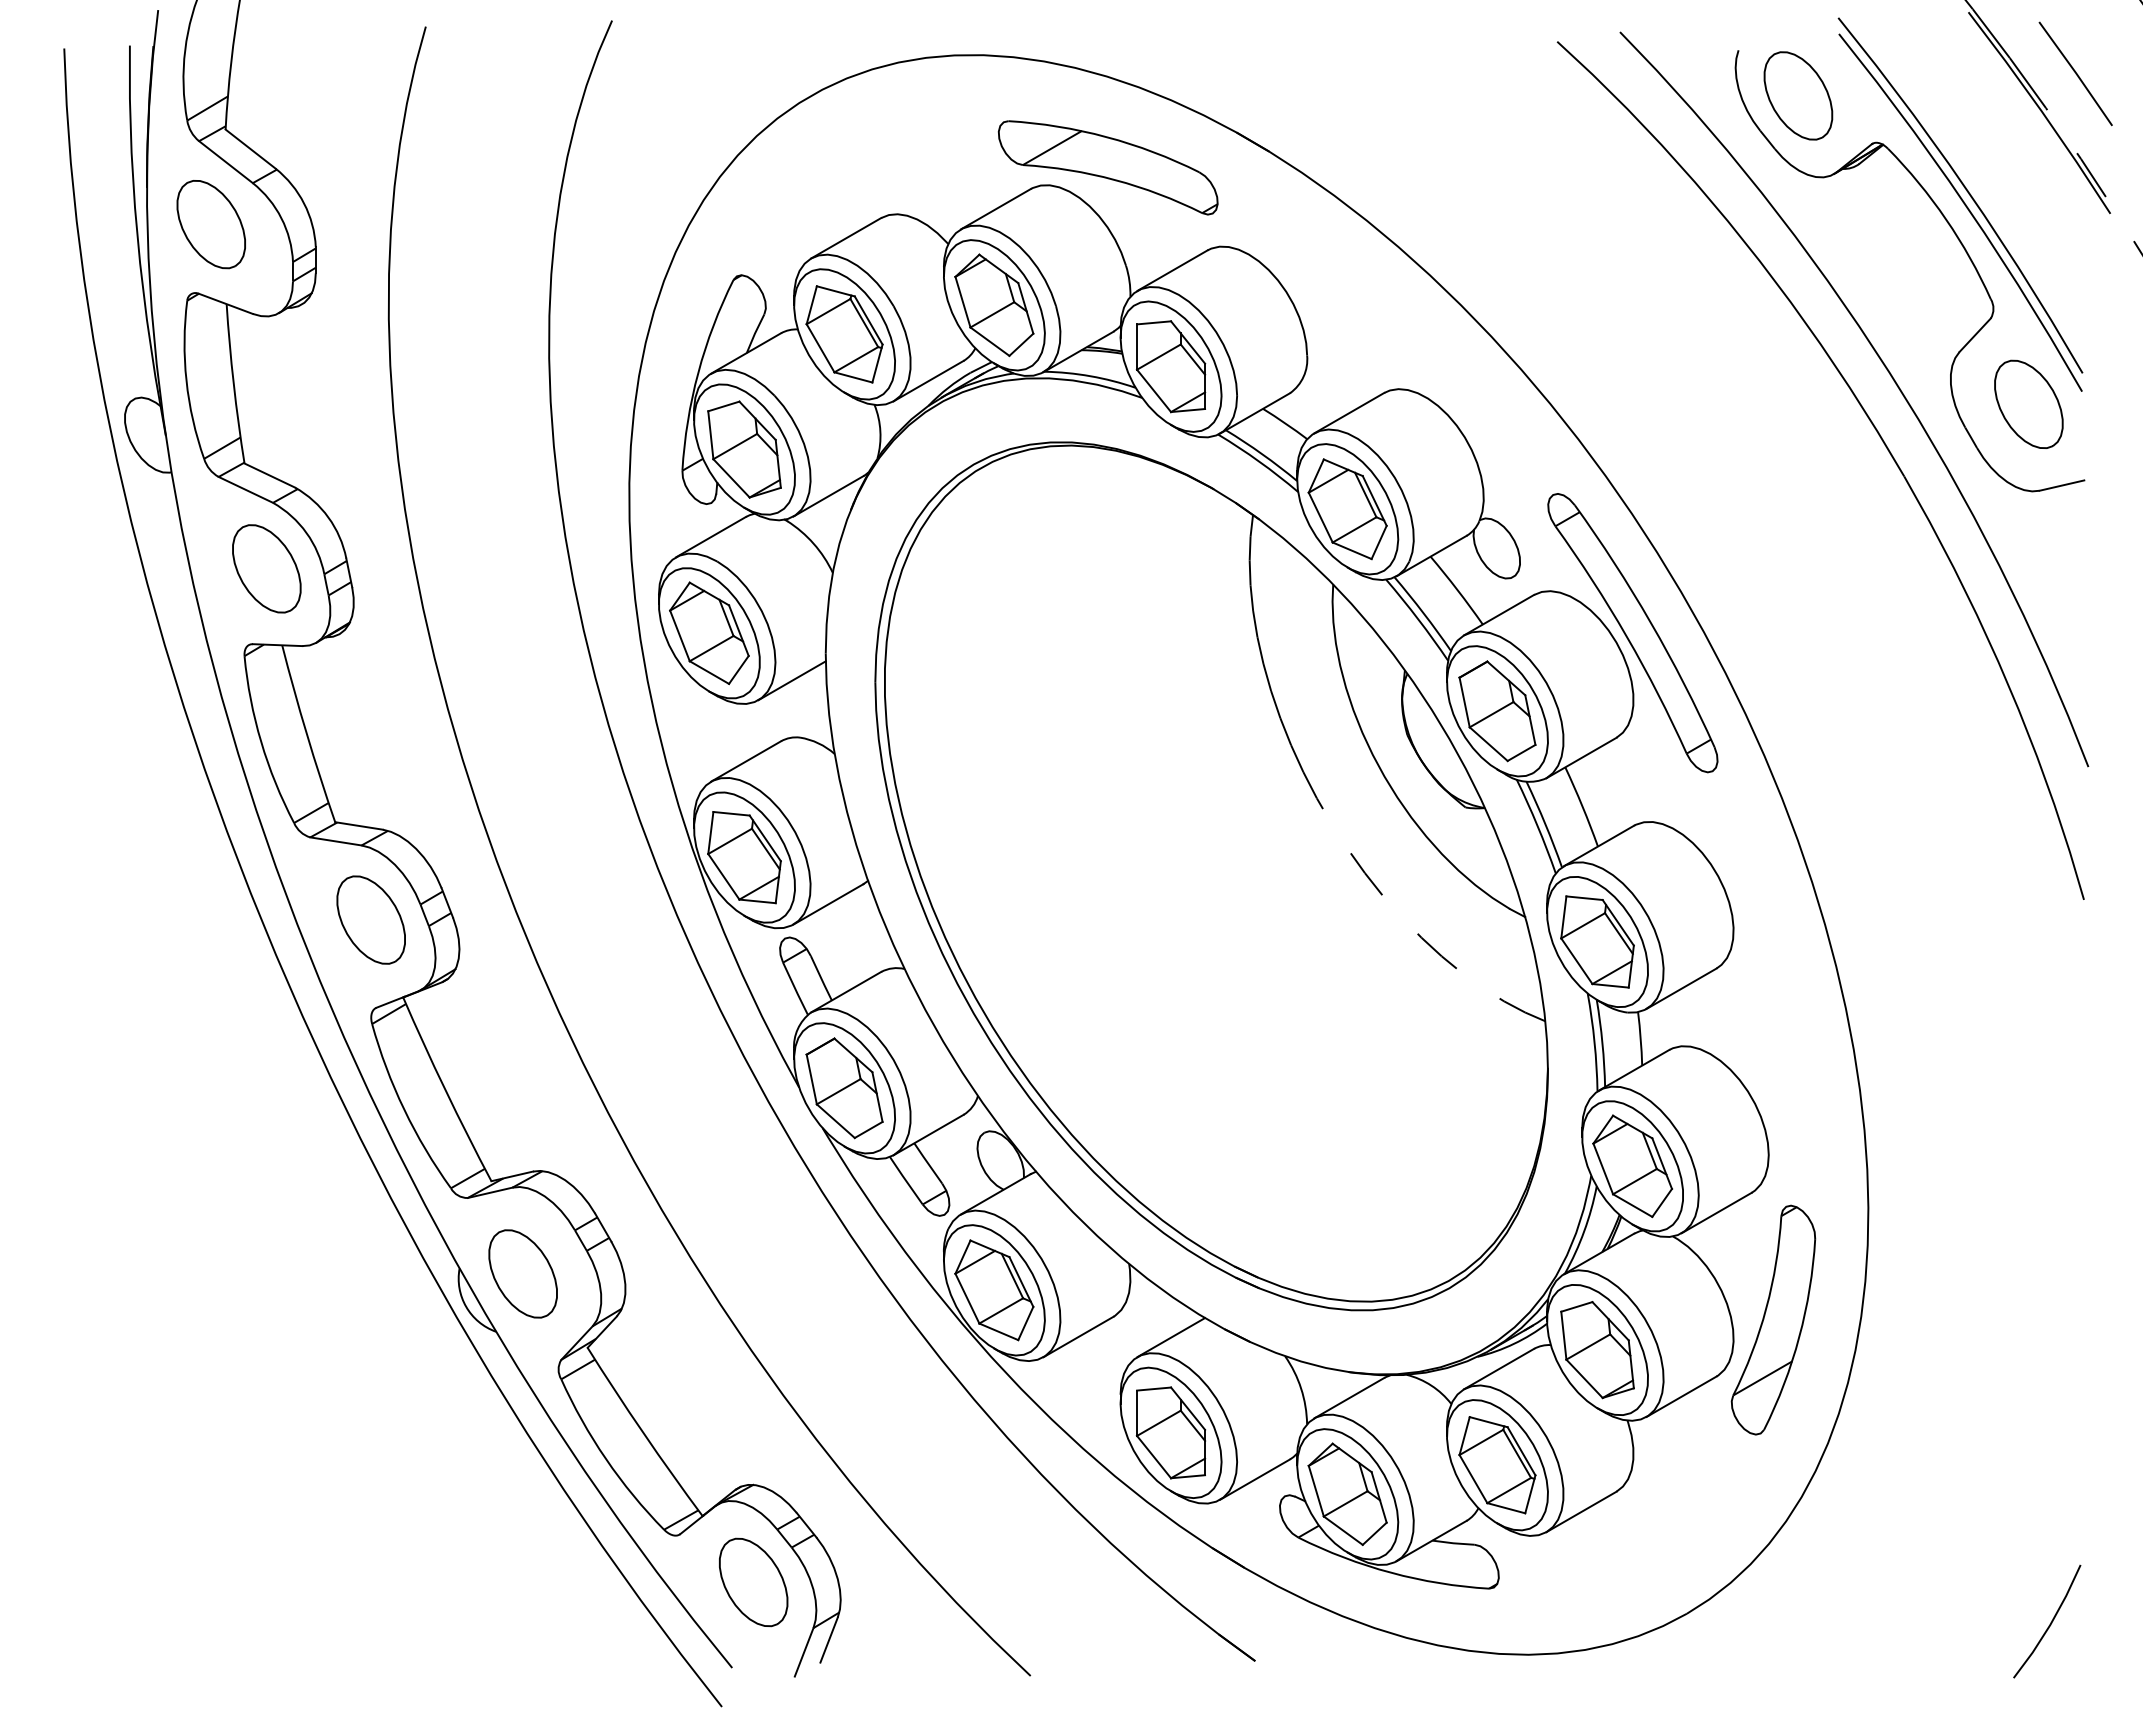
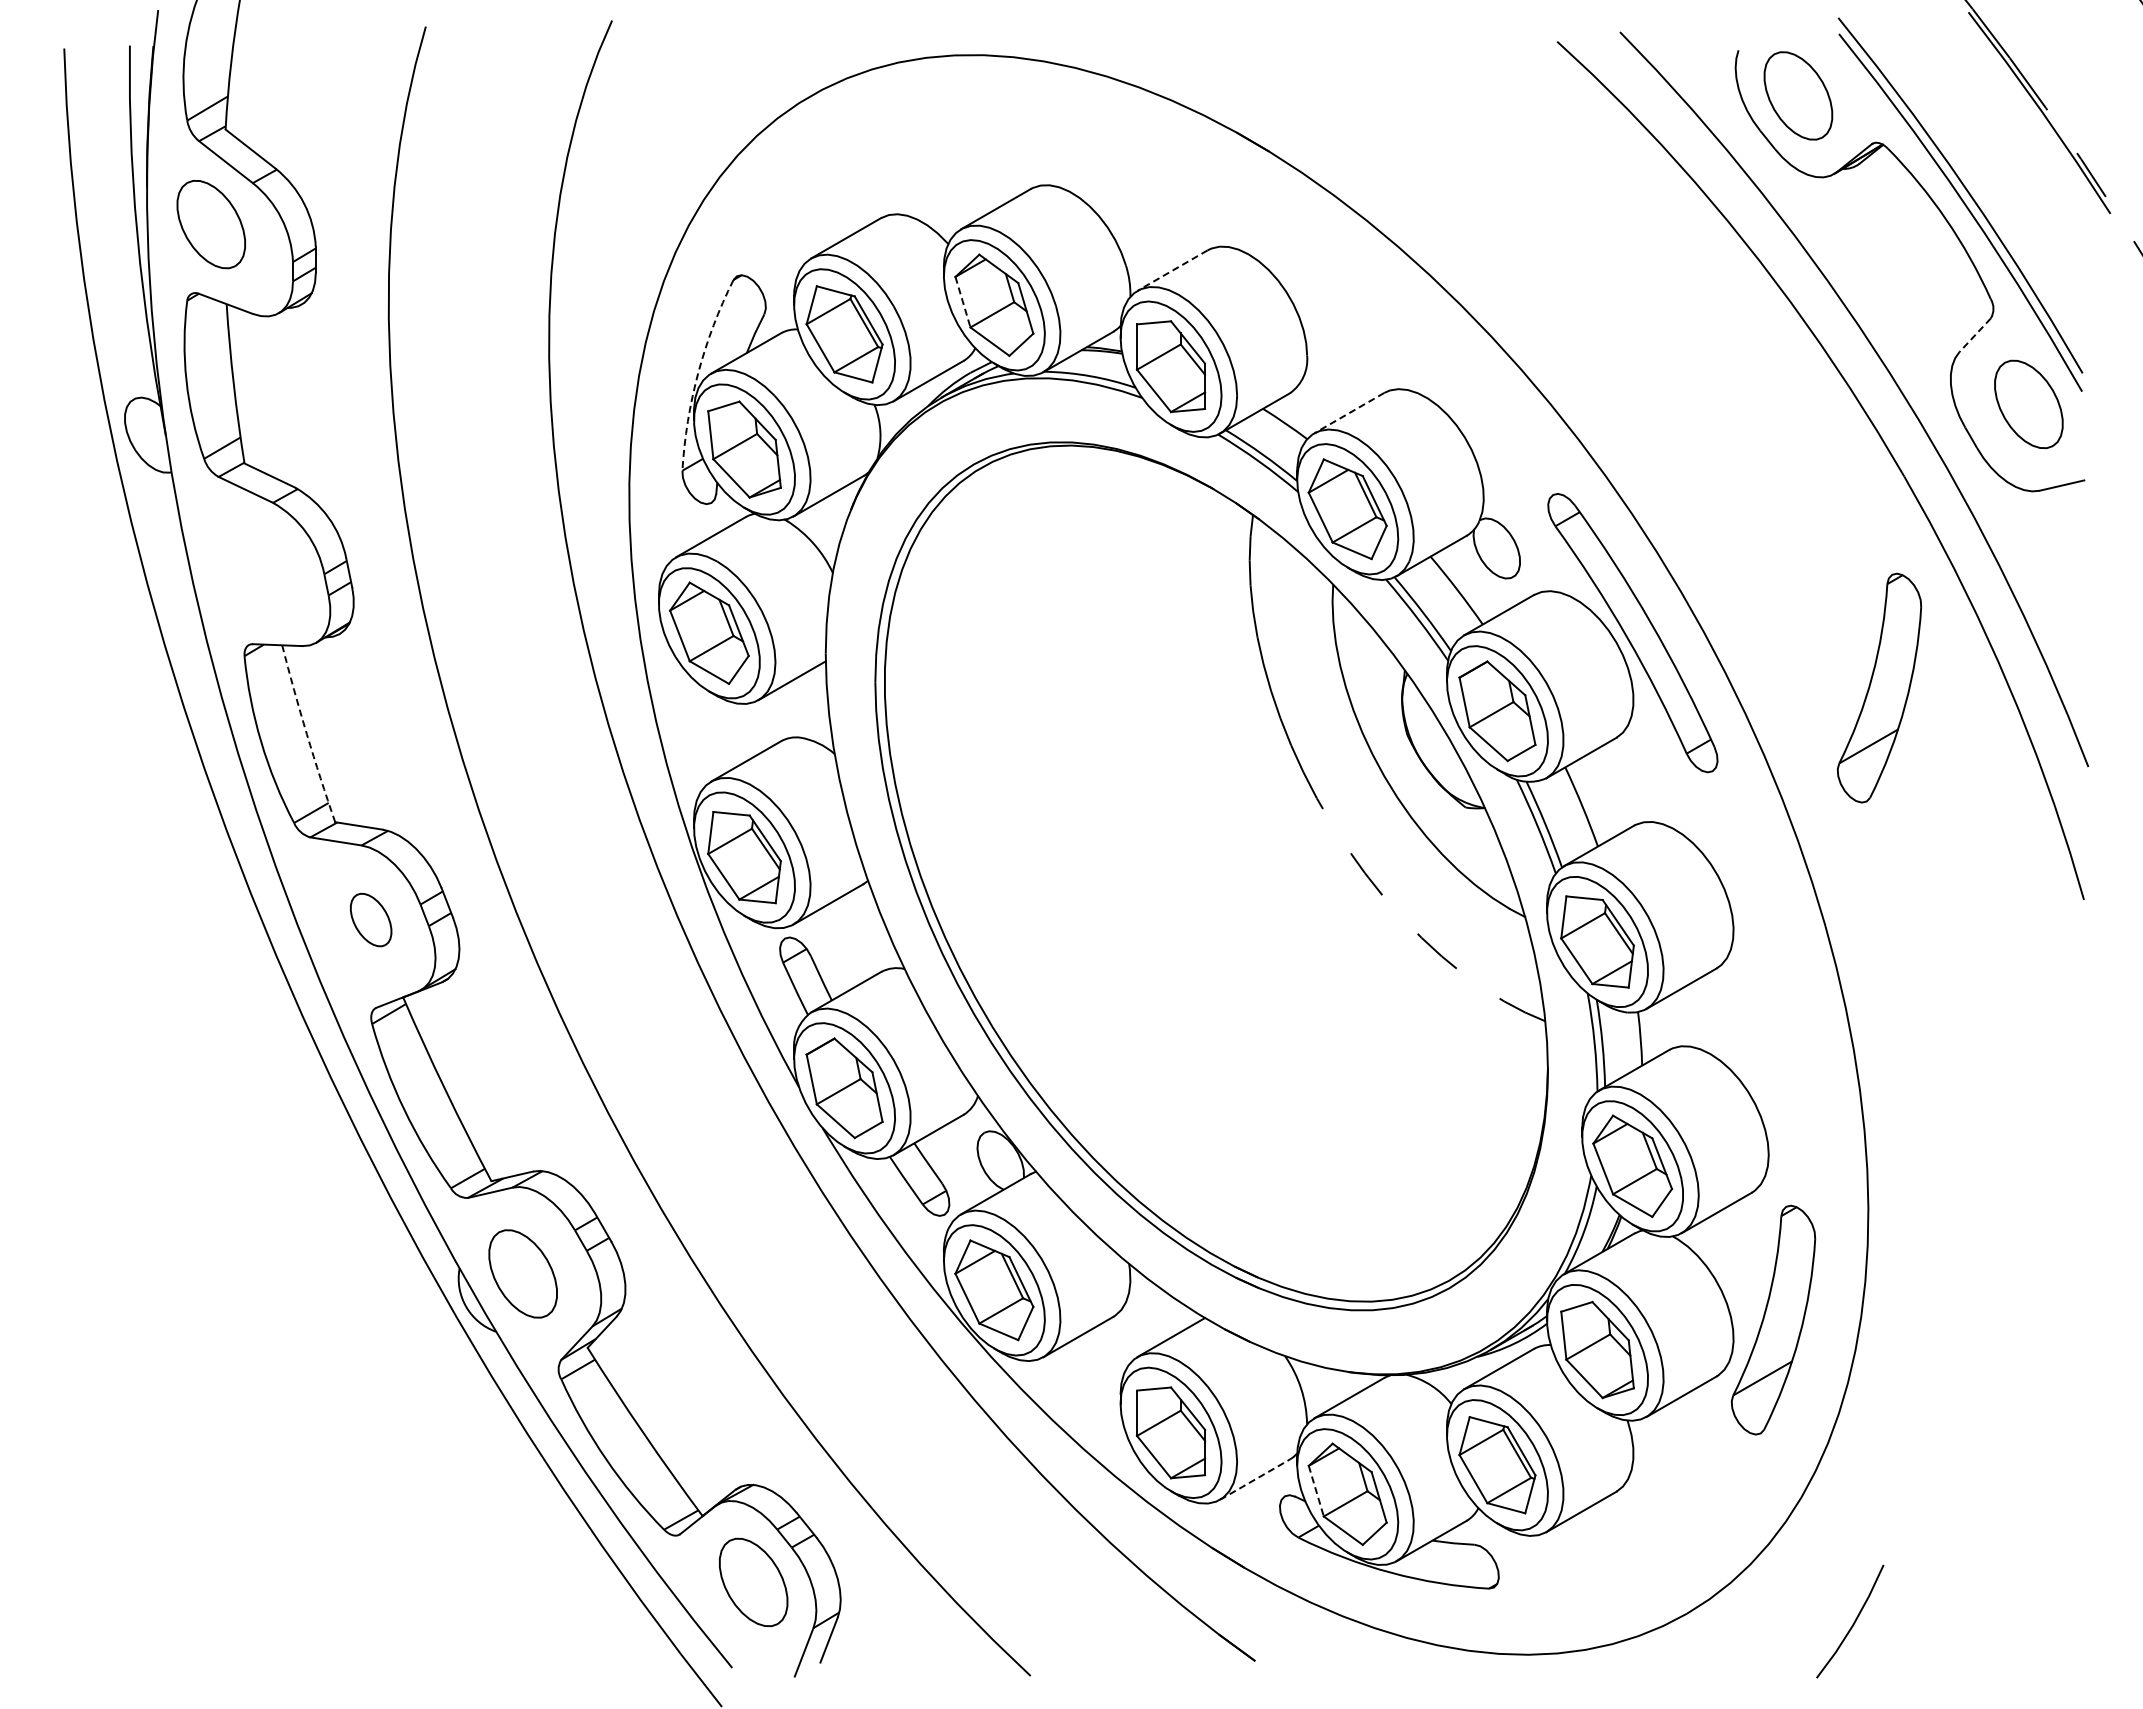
line: present -> none (2075, 73)
part: present -> none (1107, 167)
line: solid -> dashed (1172, 270)
line: solid -> dashed (963, 302)
line: solid -> dashed (1975, 335)
arc: solid -> dashed (698, 372)
line: solid -> dashed (1348, 413)
part: present -> none (266, 568)
part: none -> present (1879, 687)
arc: solid -> dashed (306, 734)
part size: 70x90 px -> 43x55 px (371, 920)
line: solid -> dashed (1255, 1479)
line: solid -> dashed (1316, 1491)
line position: (2050, 1622) -> (1853, 1622) (1853, 1622)
